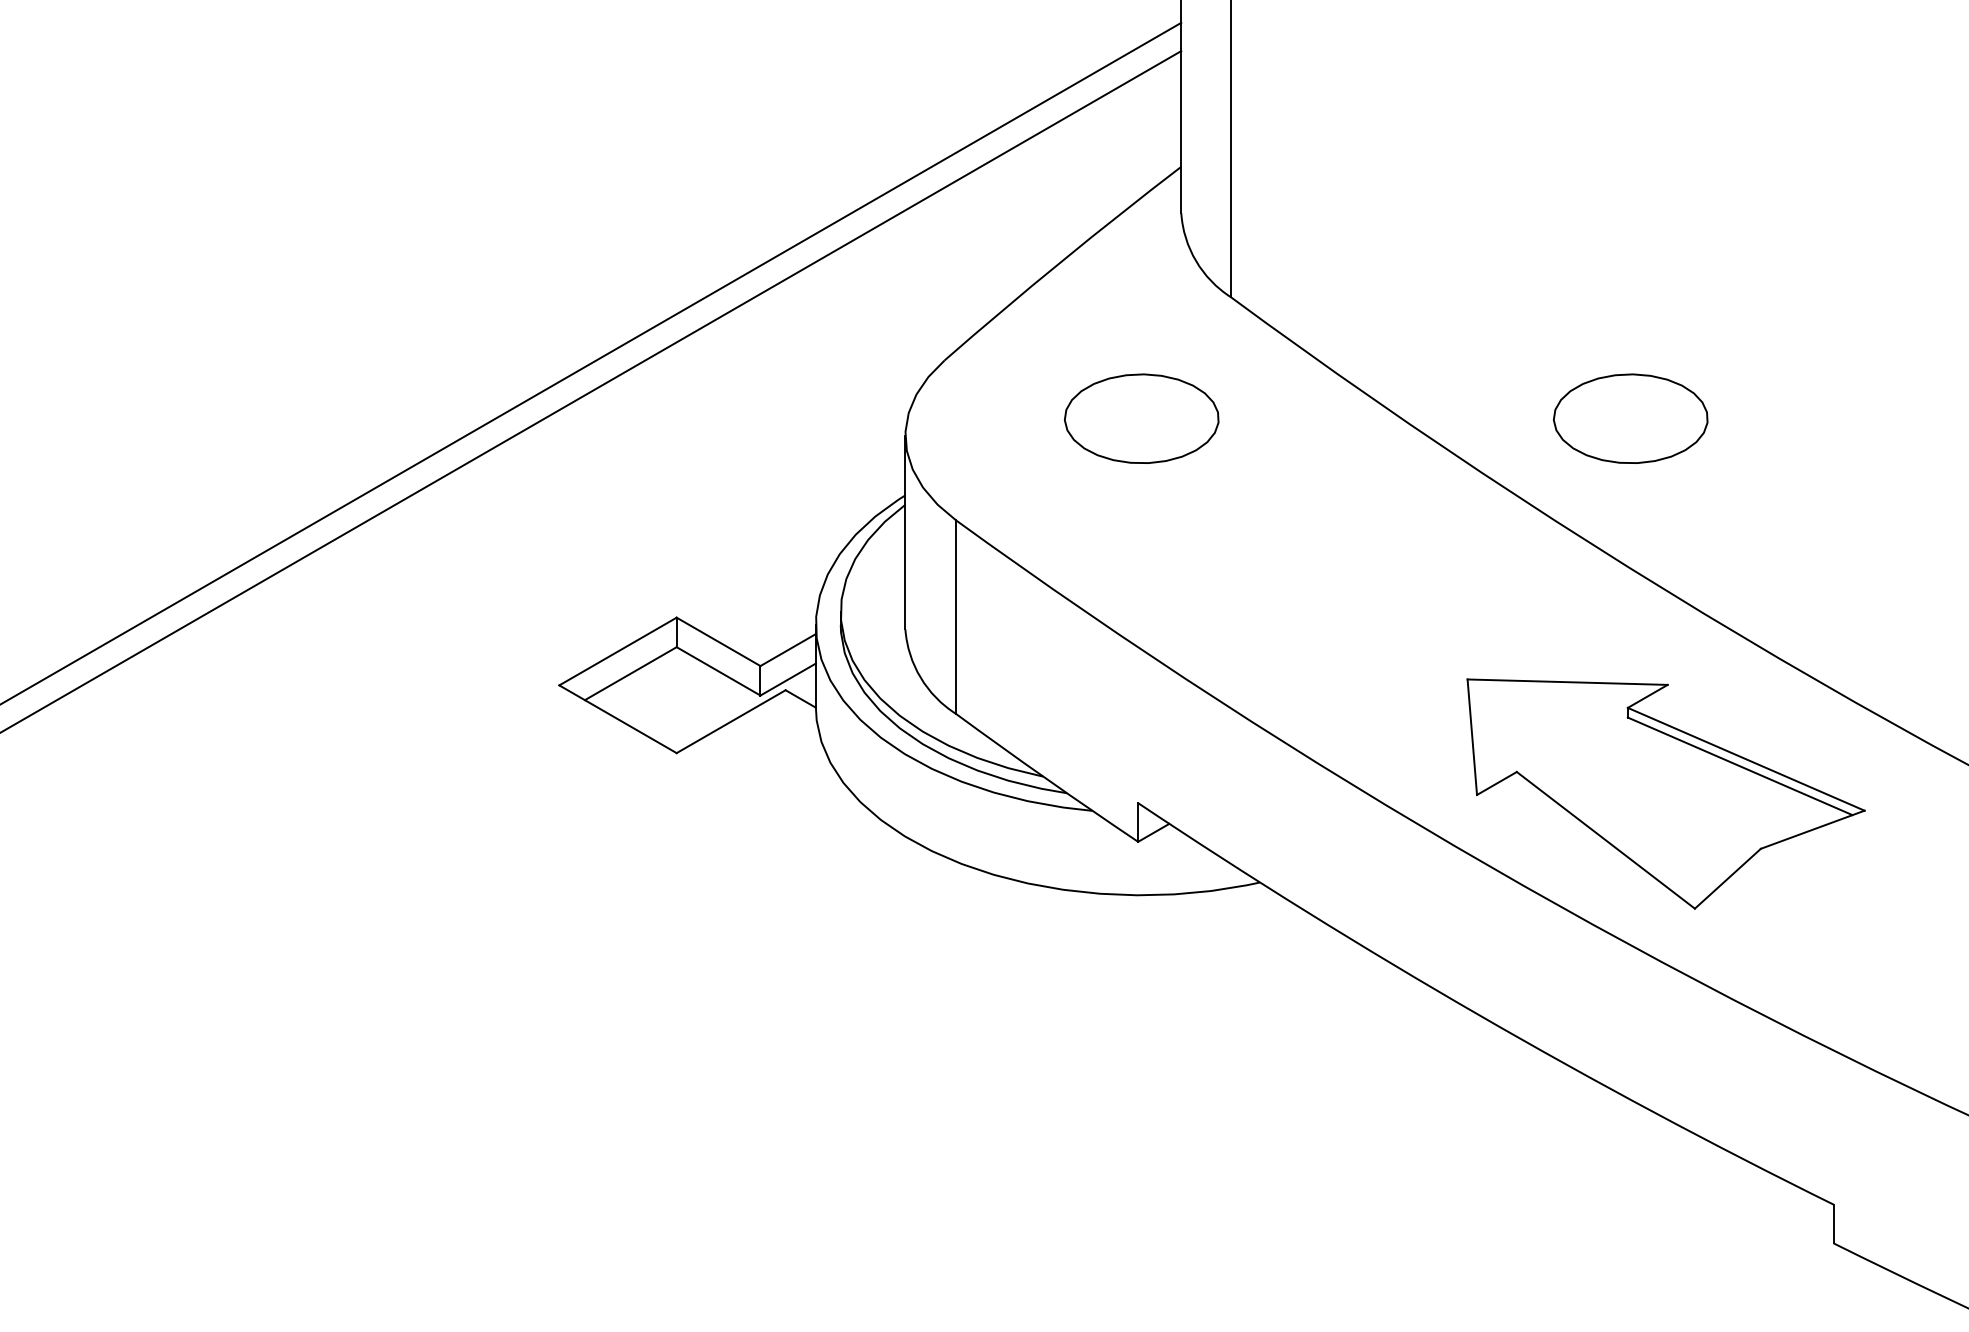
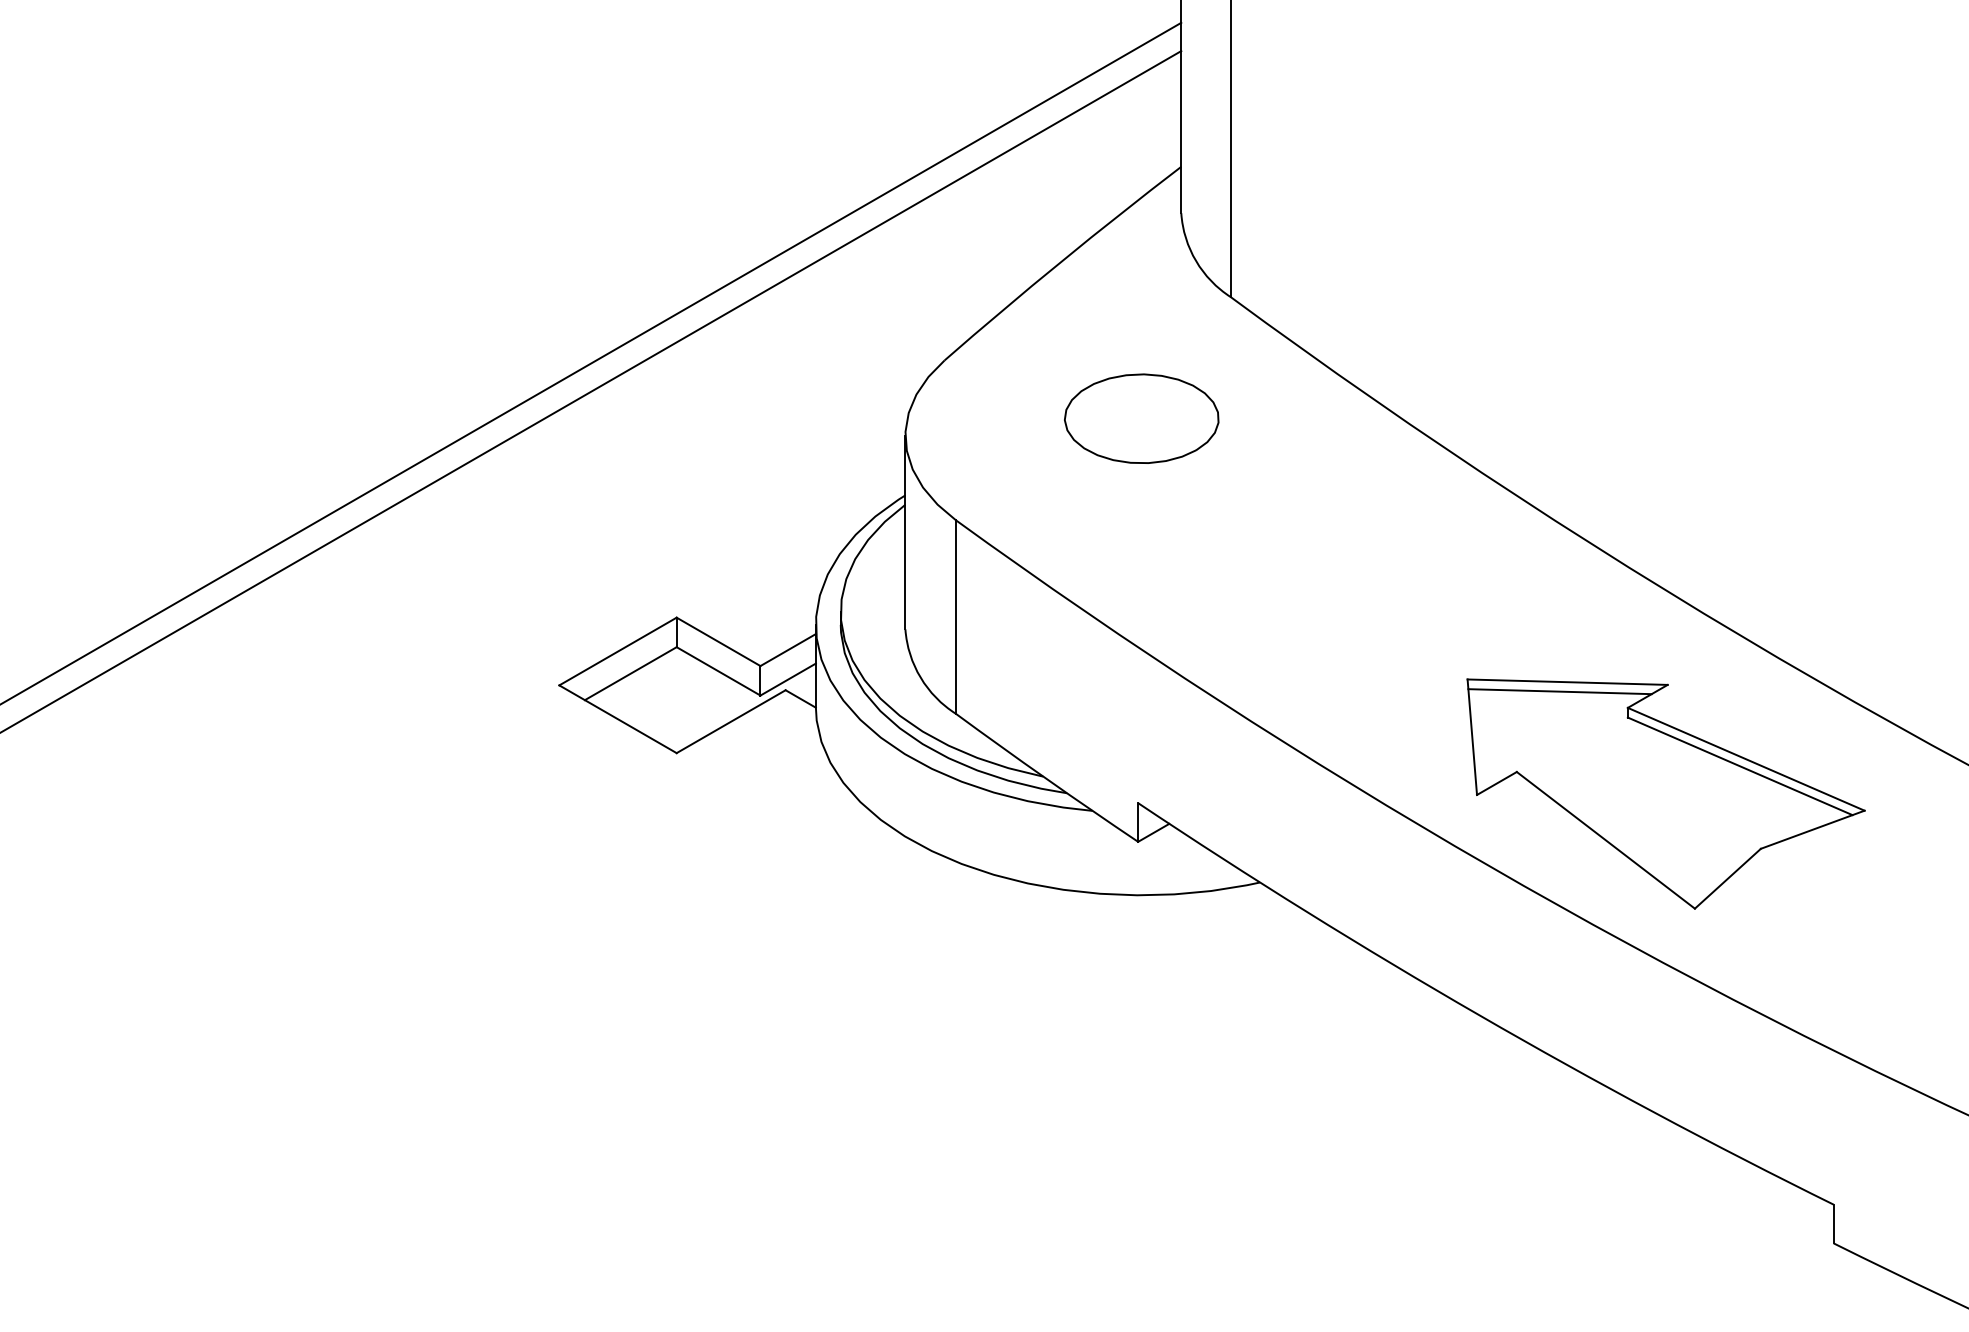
part: present -> none (1630, 418)
line: none -> present (1559, 691)
